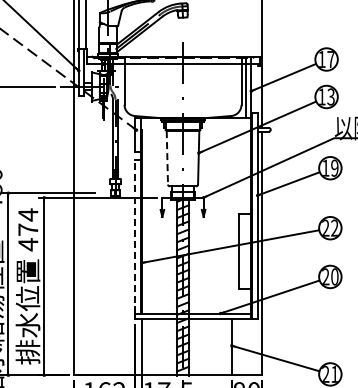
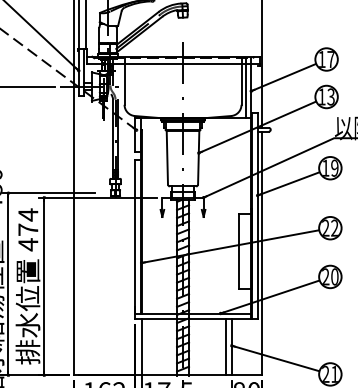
line: dashed -> solid (167, 157)
line: dashed -> solid (135, 236)
line: none -> present (226, 347)
